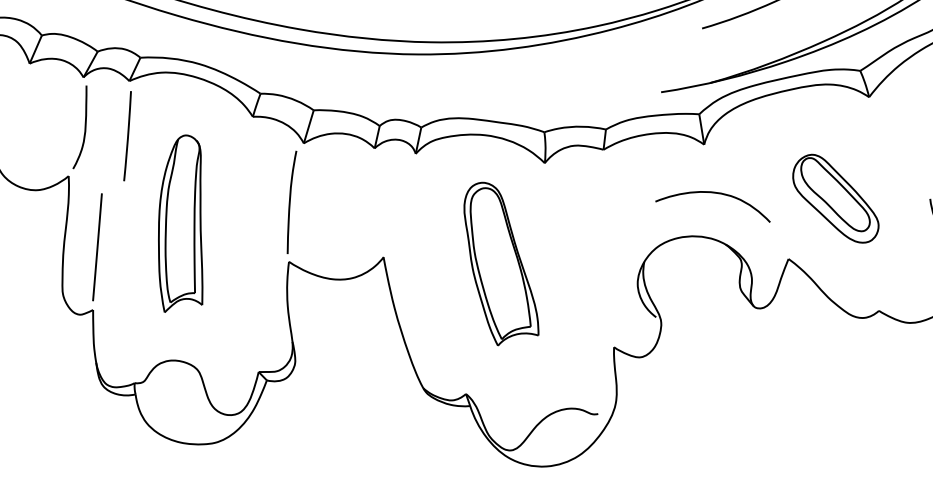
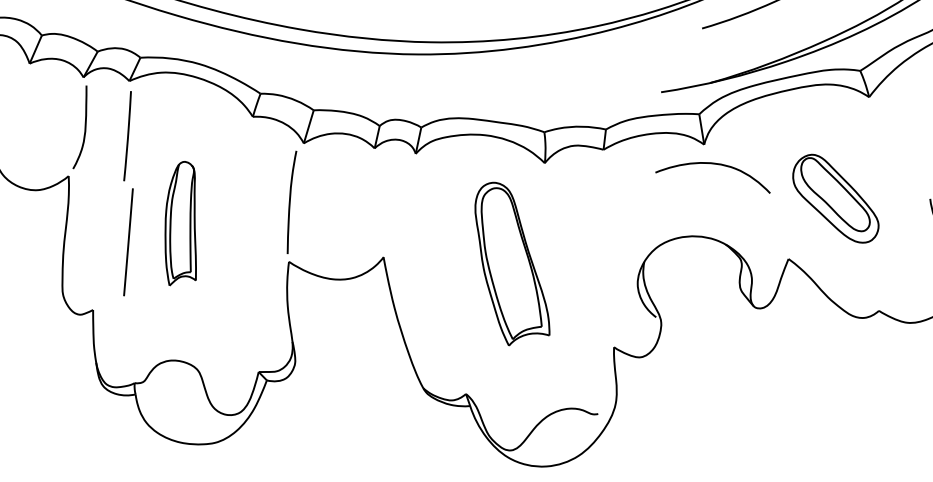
curve position: (712, 193) -> (712, 164) (712, 164)
part size: 46x179 px -> 33x126 px (180, 223)
line position: (97, 247) -> (128, 242) (128, 242)
part position: (501, 263) -> (512, 263) (512, 263)
